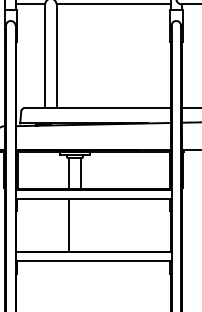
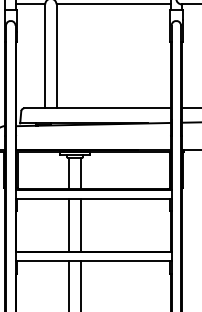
line: none -> present (80, 225)
line: none -> present (69, 284)
line: none -> present (80, 284)
